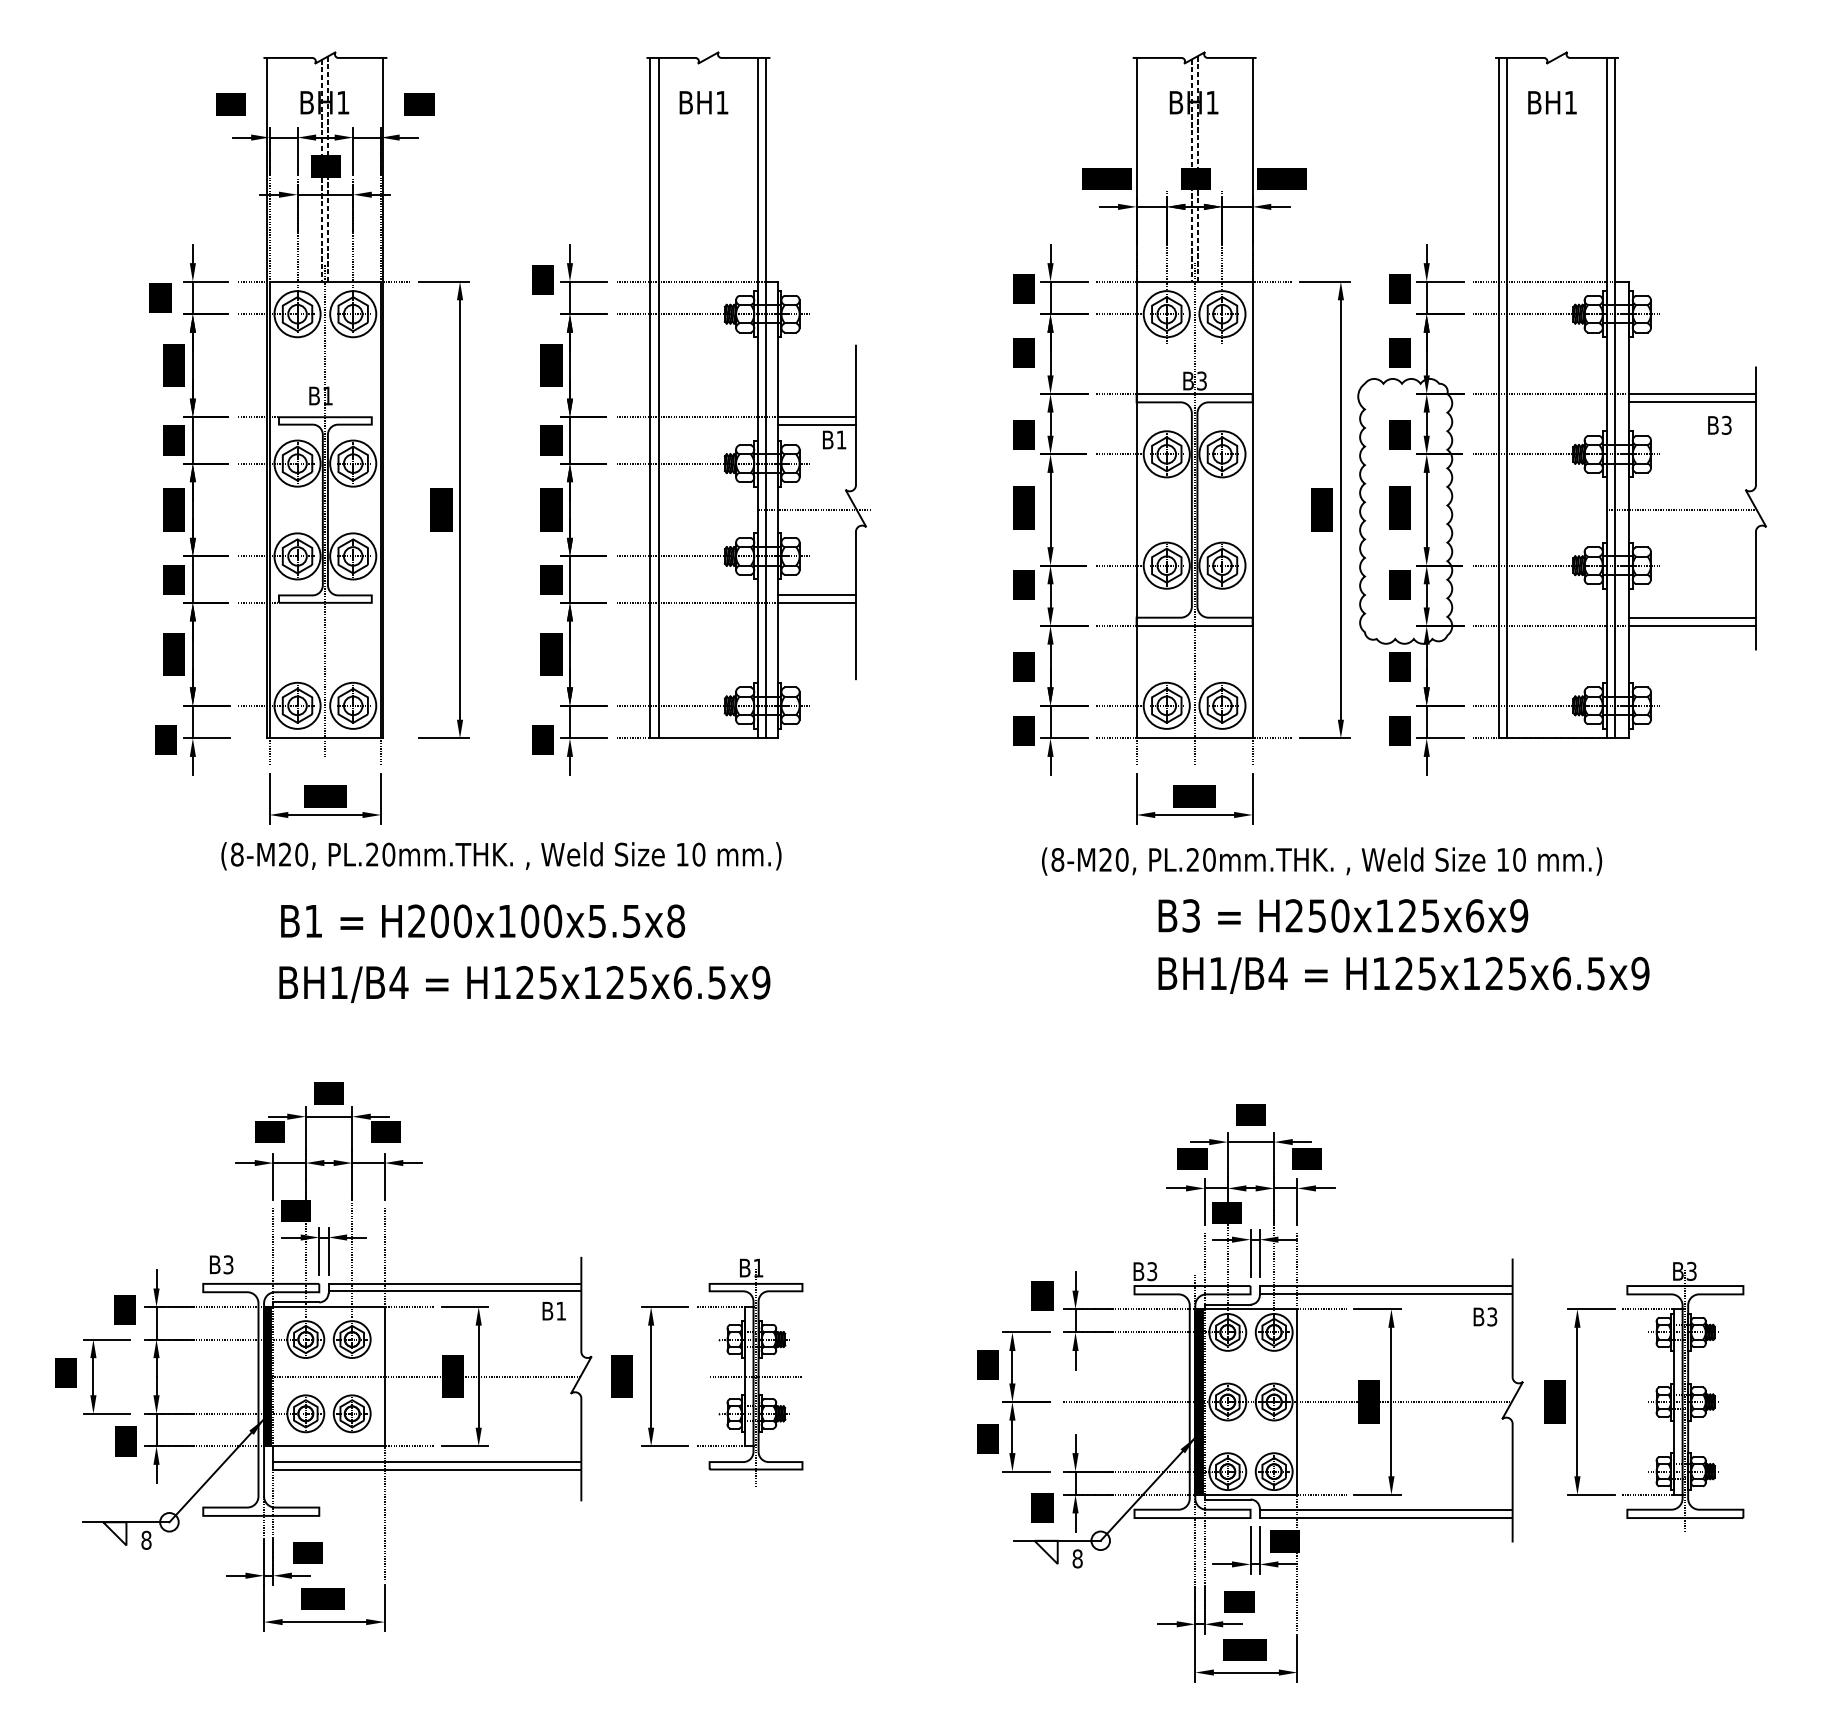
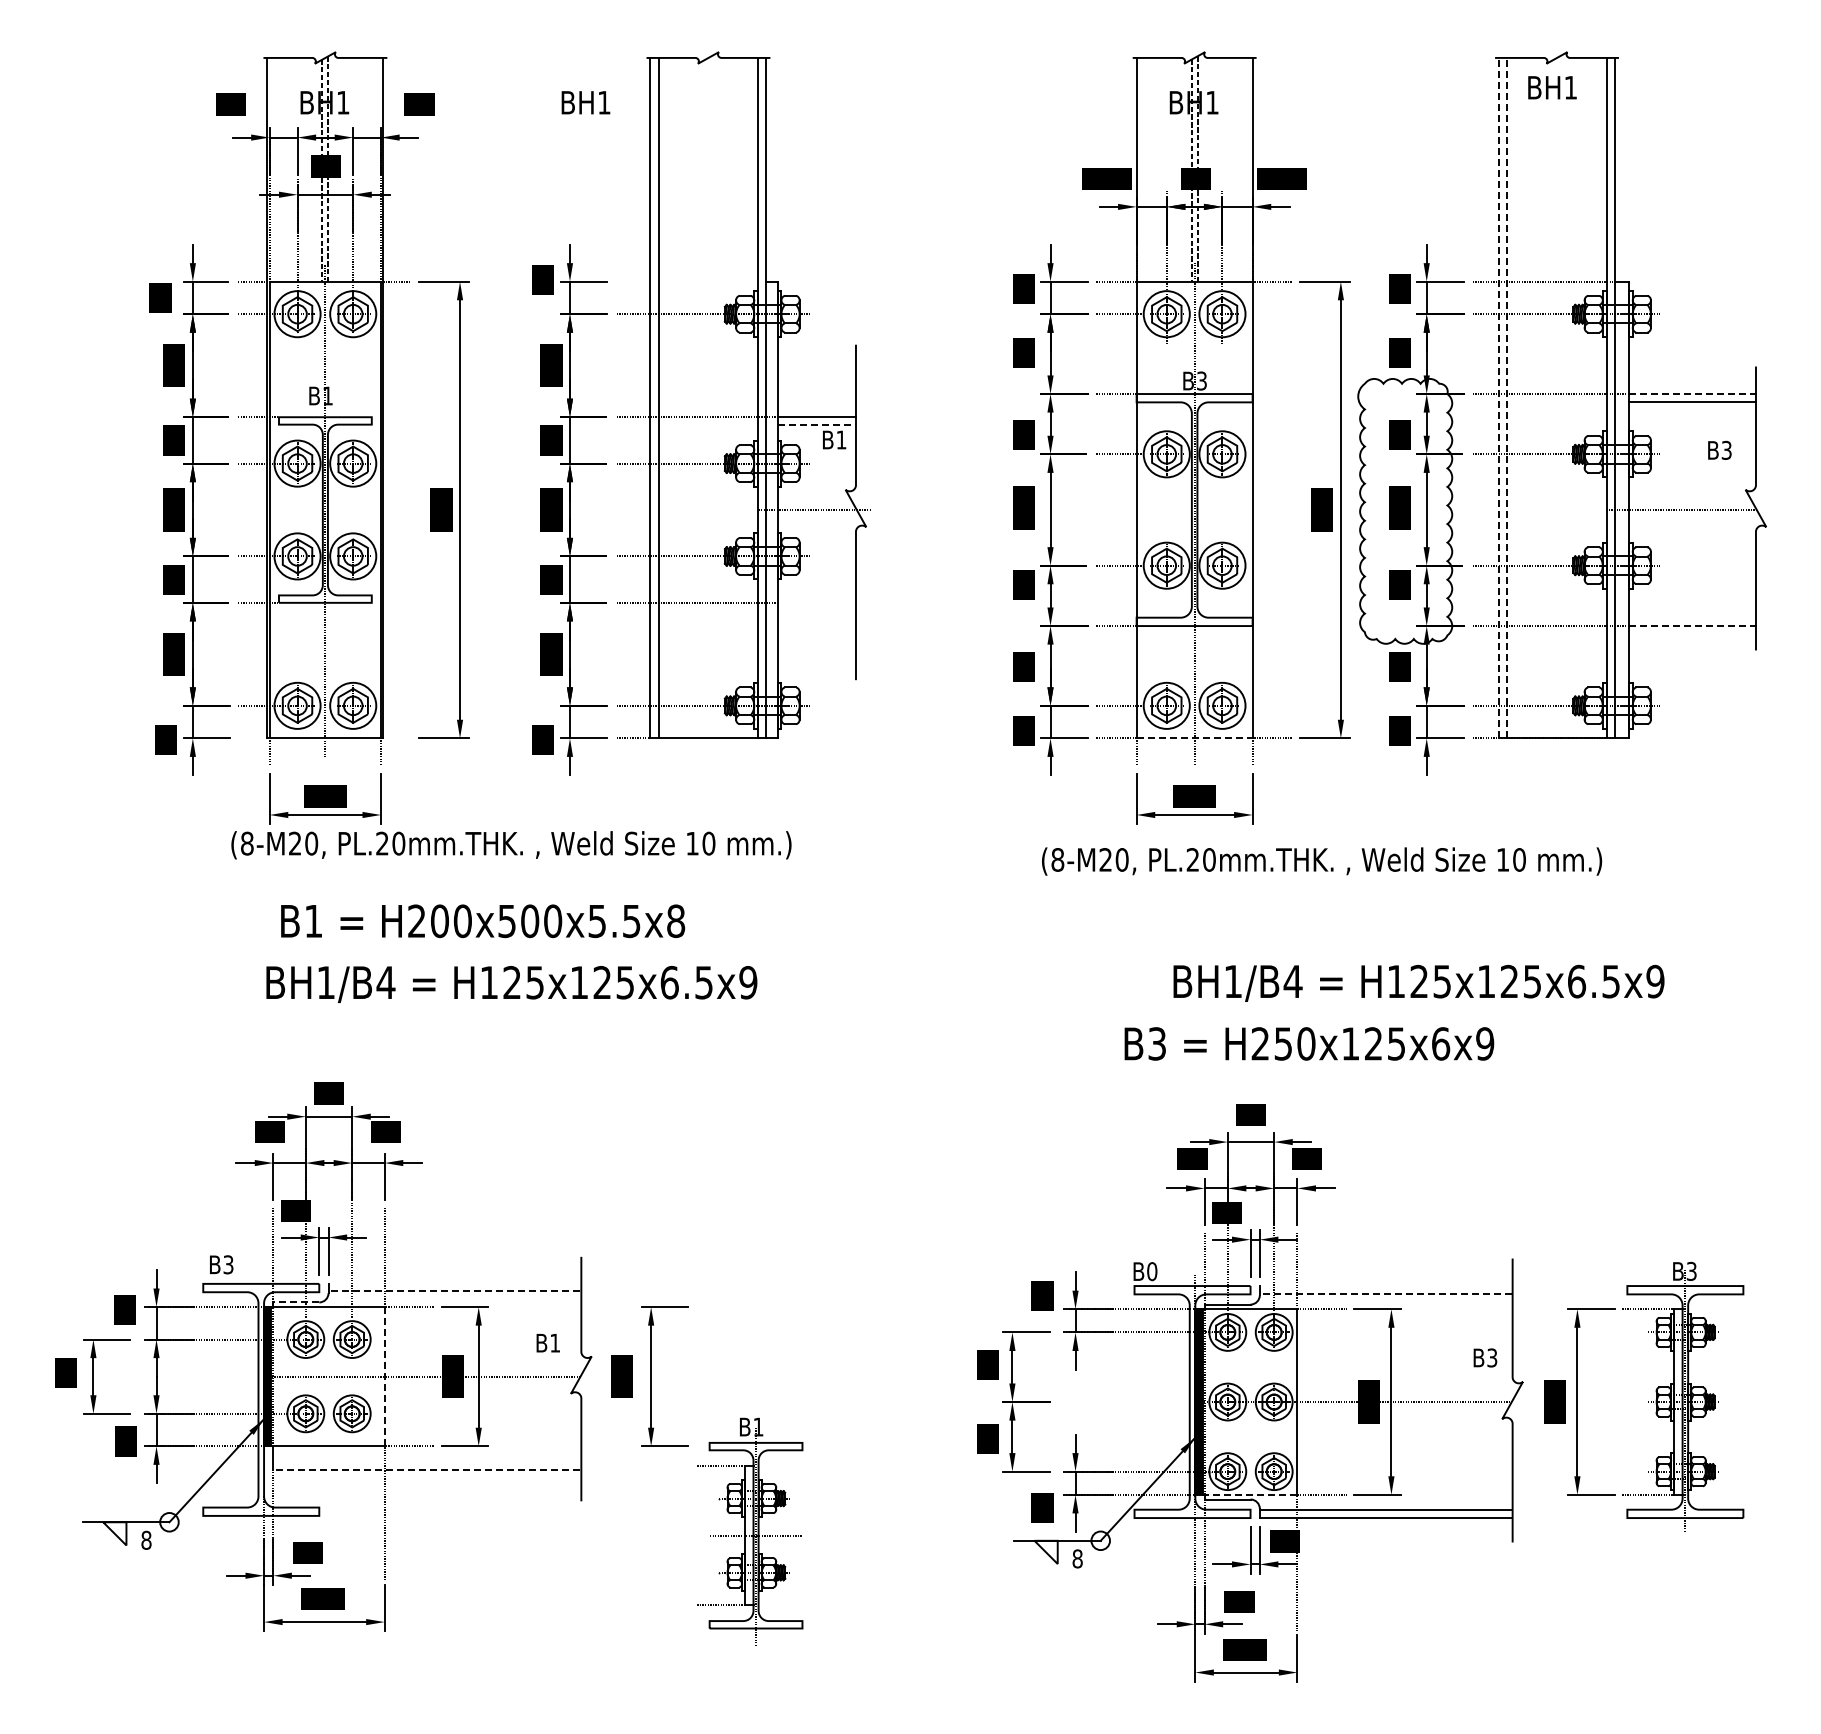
text position: (703, 102) -> (585, 102) (585, 102)
text position: (1552, 102) -> (1552, 87) (1552, 87)
line: present -> none (690, 281)
line: solid -> dashed (1692, 394)
line: solid -> dashed (1498, 397)
line: solid -> dashed (1507, 397)
line: solid -> dashed (817, 424)
text position: (1719, 424) -> (1719, 449) (1719, 449)
line: present -> none (816, 595)
line: present -> none (816, 602)
line: present -> none (1691, 617)
line: solid -> dashed (1692, 626)
line: solid -> dashed (1195, 738)
text position: (501, 856) -> (511, 845) (511, 845)
text position: (1343, 915) -> (1309, 1043) (1309, 1043)
text: H200x100x5.5x8 -> H200x500x5.5x8 (506, 921)
text position: (1403, 974) -> (1418, 982) (1418, 982)
text position: (524, 984) -> (511, 984) (511, 984)
text: B3 -> B0 (1152, 1271)
line: present -> none (454, 1283)
line: present -> none (1385, 1286)
line: solid -> dashed (454, 1291)
line: solid -> dashed (1385, 1294)
line: solid -> dashed (296, 1302)
text position: (553, 1311) -> (547, 1343) (547, 1343)
text position: (1485, 1316) -> (1485, 1357) (1485, 1357)
part position: (750, 1372) -> (750, 1531) (750, 1531)
line: solid -> dashed (384, 1376)
line: present -> none (1129, 1402)
line: present -> none (426, 1462)
line: solid -> dashed (426, 1469)
line: solid -> dashed (1245, 1494)
